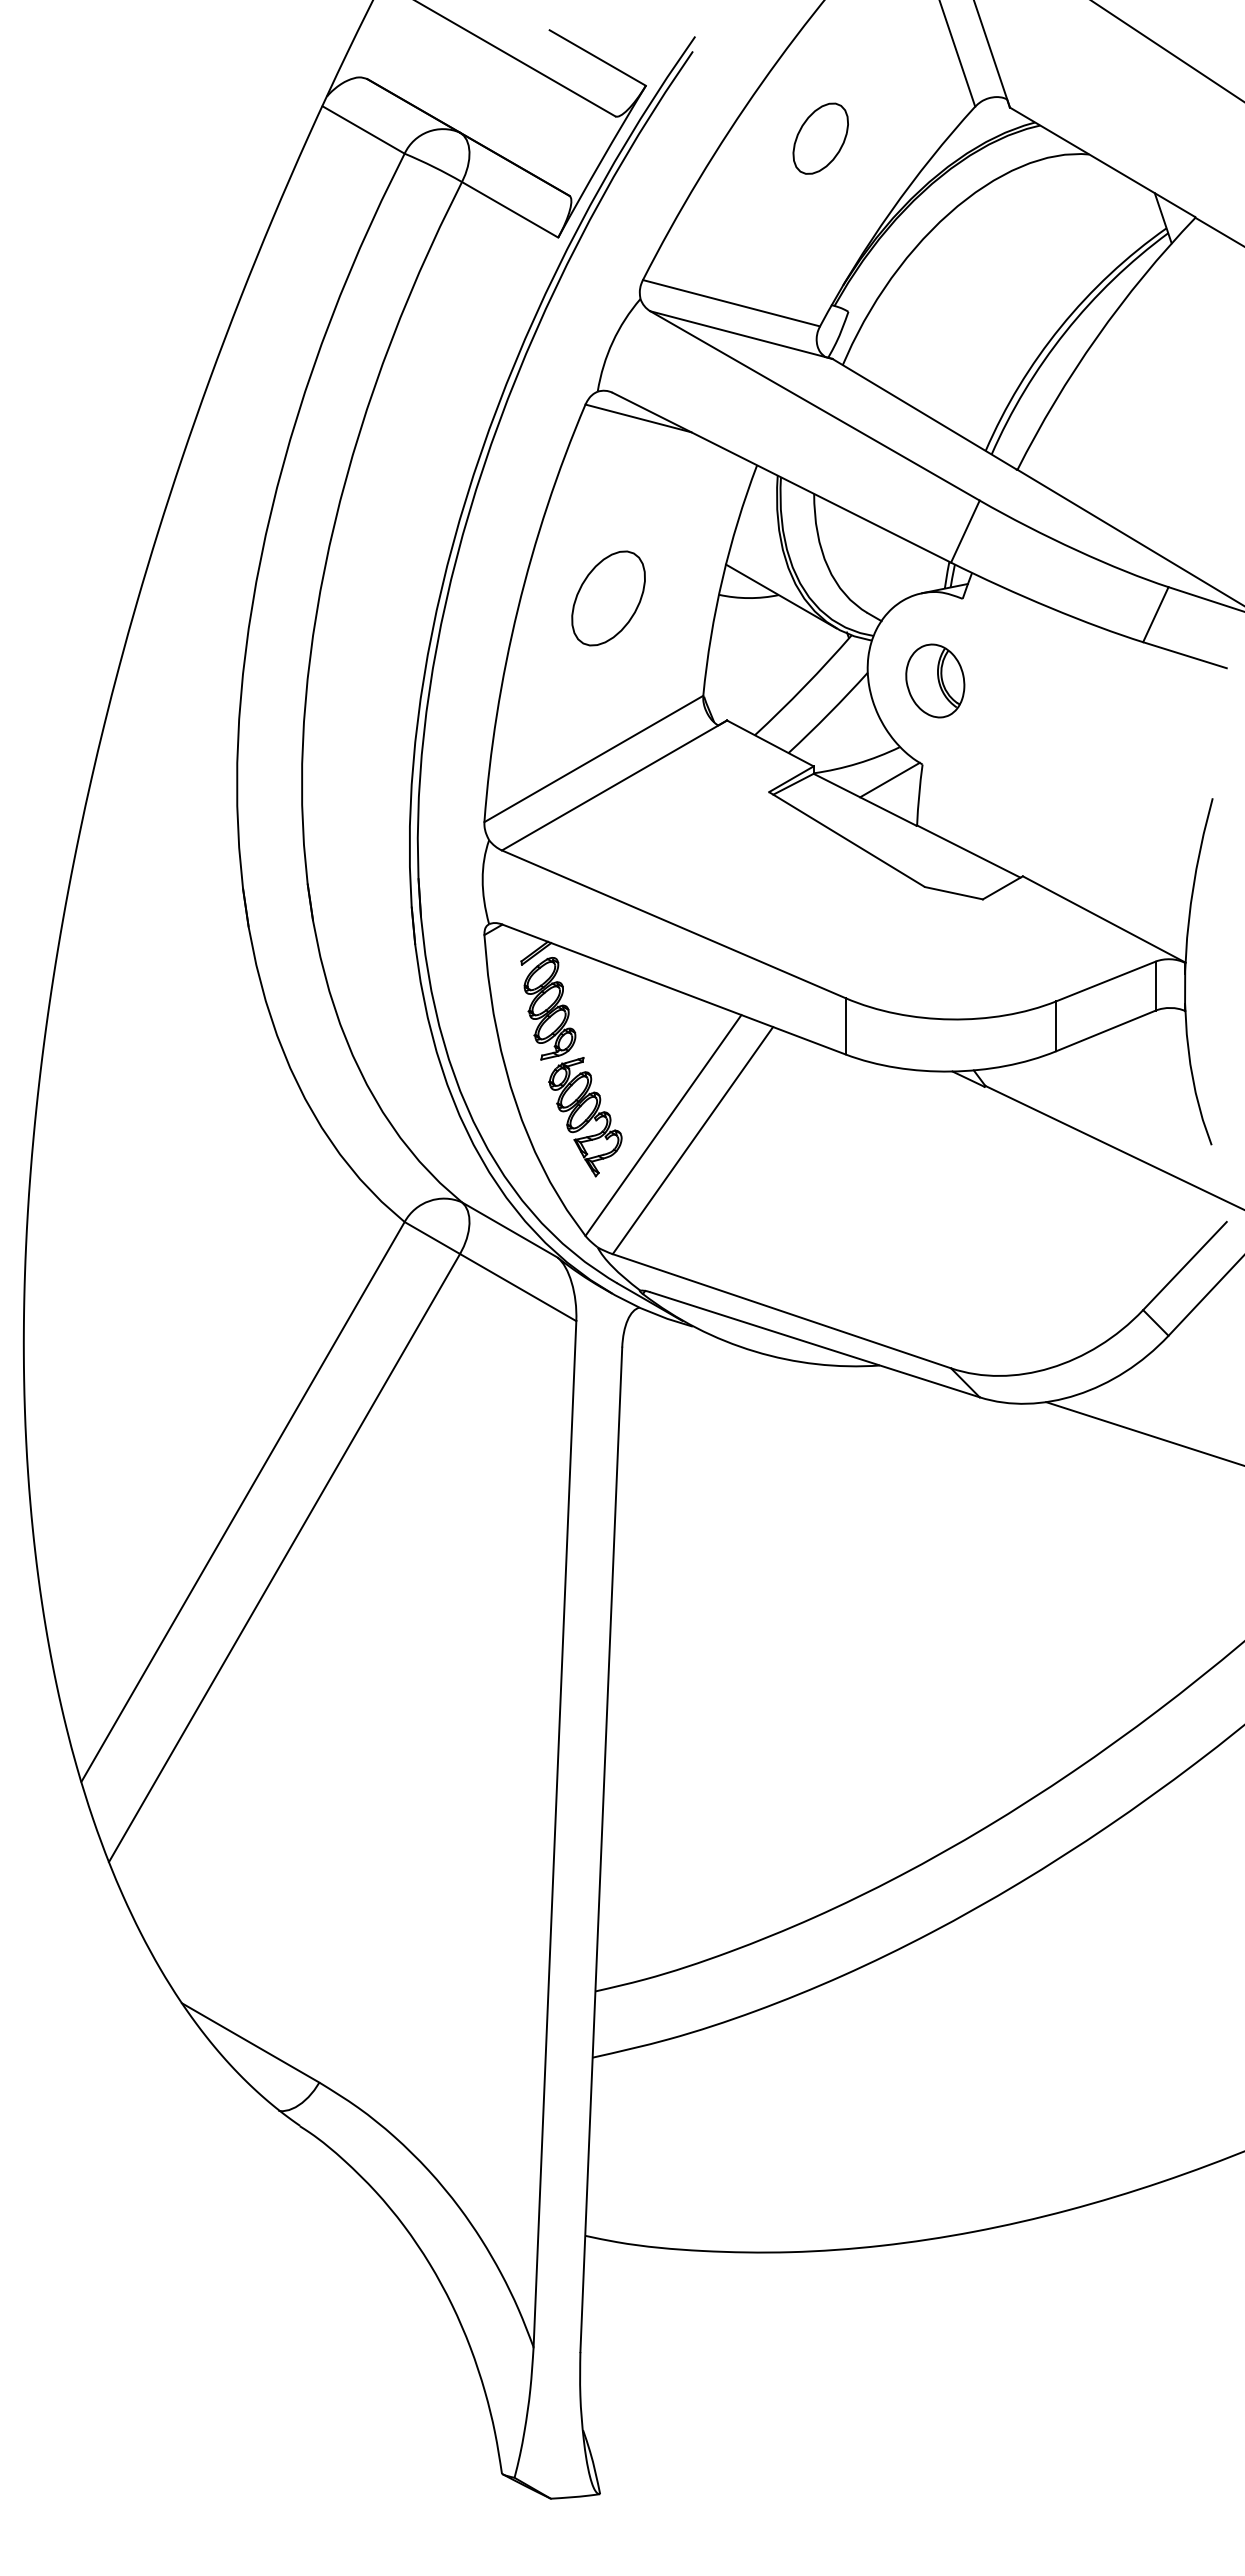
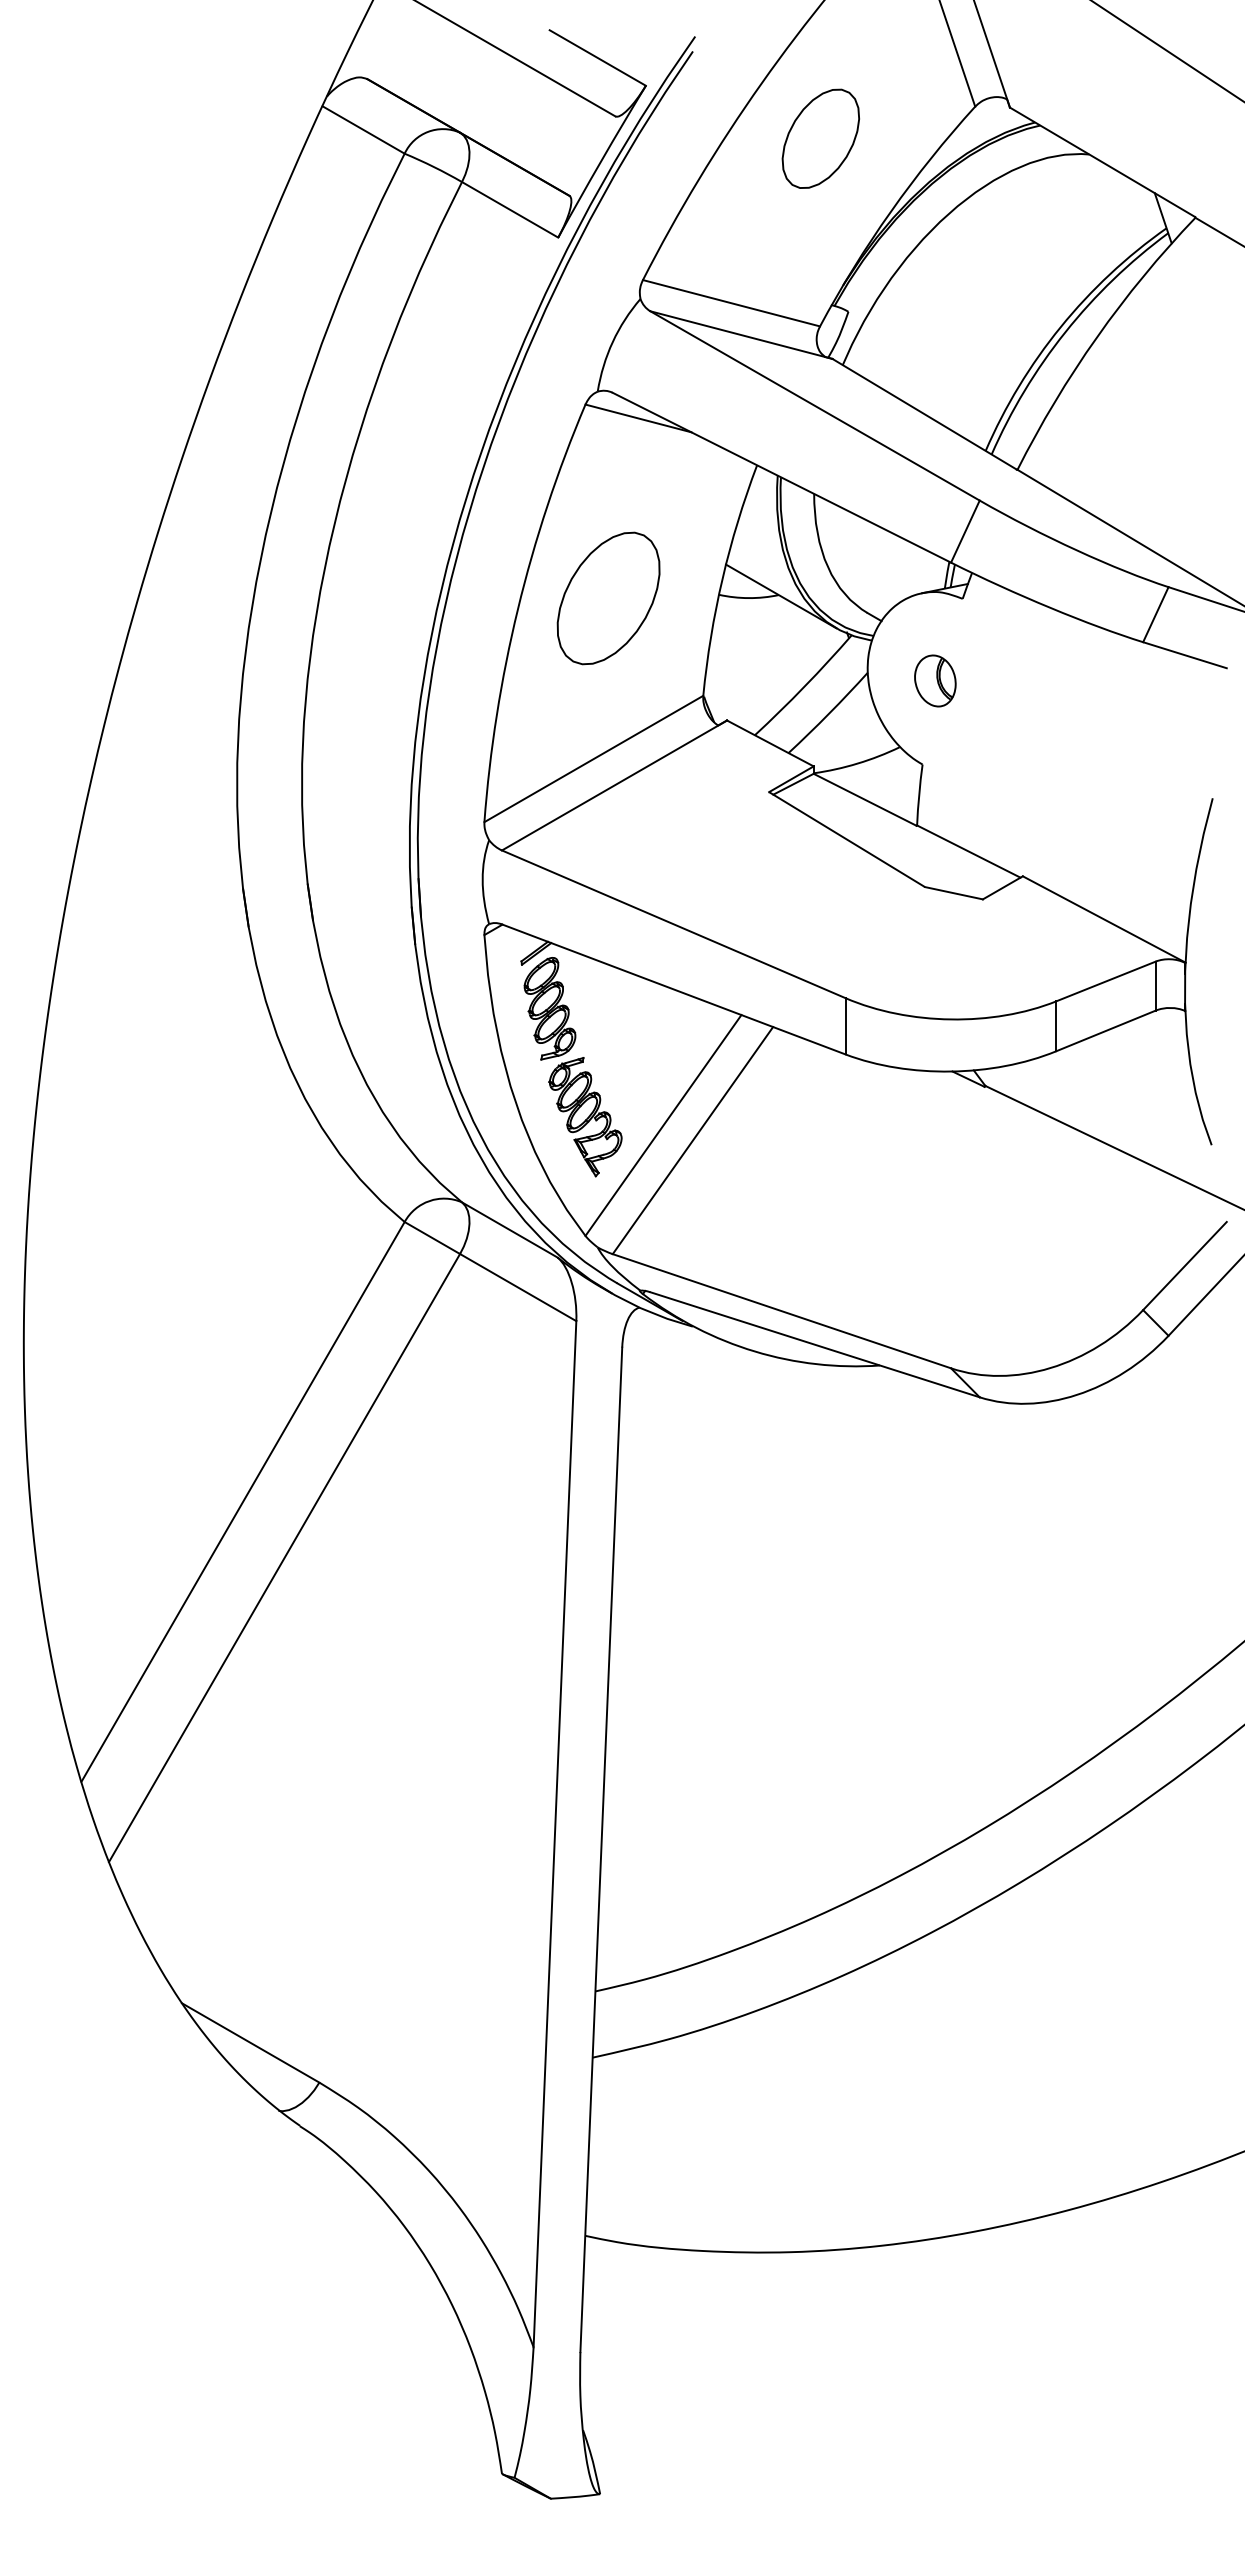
part size: 57x73 px -> 79x101 px (820, 138)
part size: 75x97 px -> 105x135 px (608, 598)
part size: 61x76 px -> 43x54 px (935, 680)
line: present -> none (889, 779)
line: present -> none (1143, 1433)
